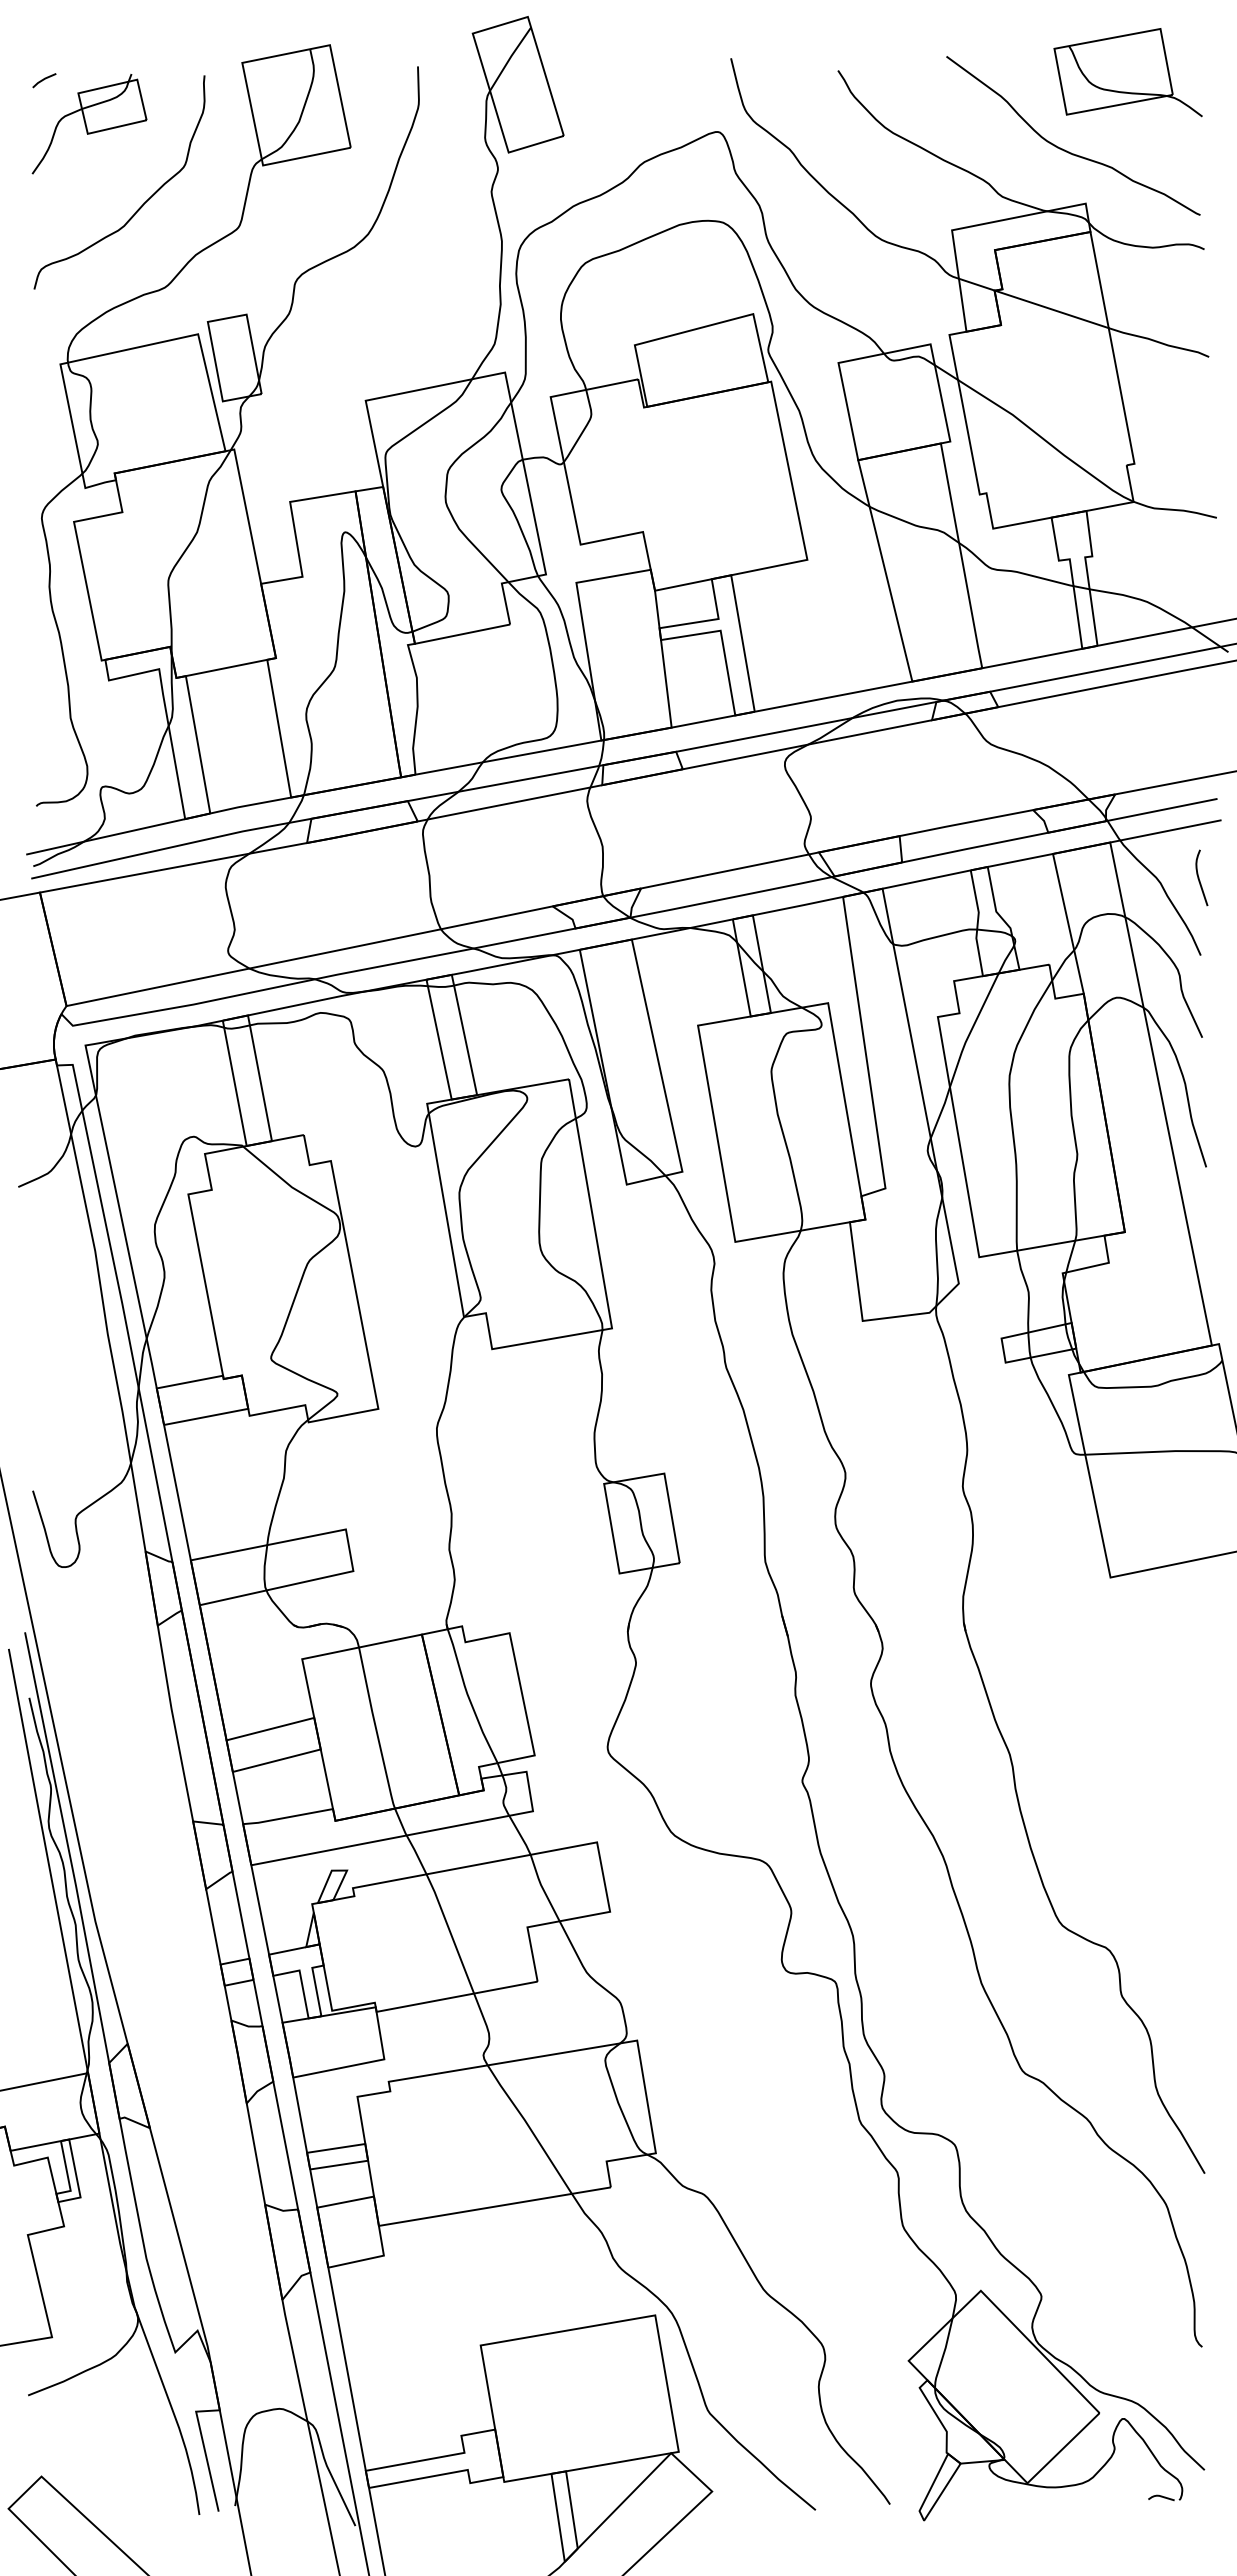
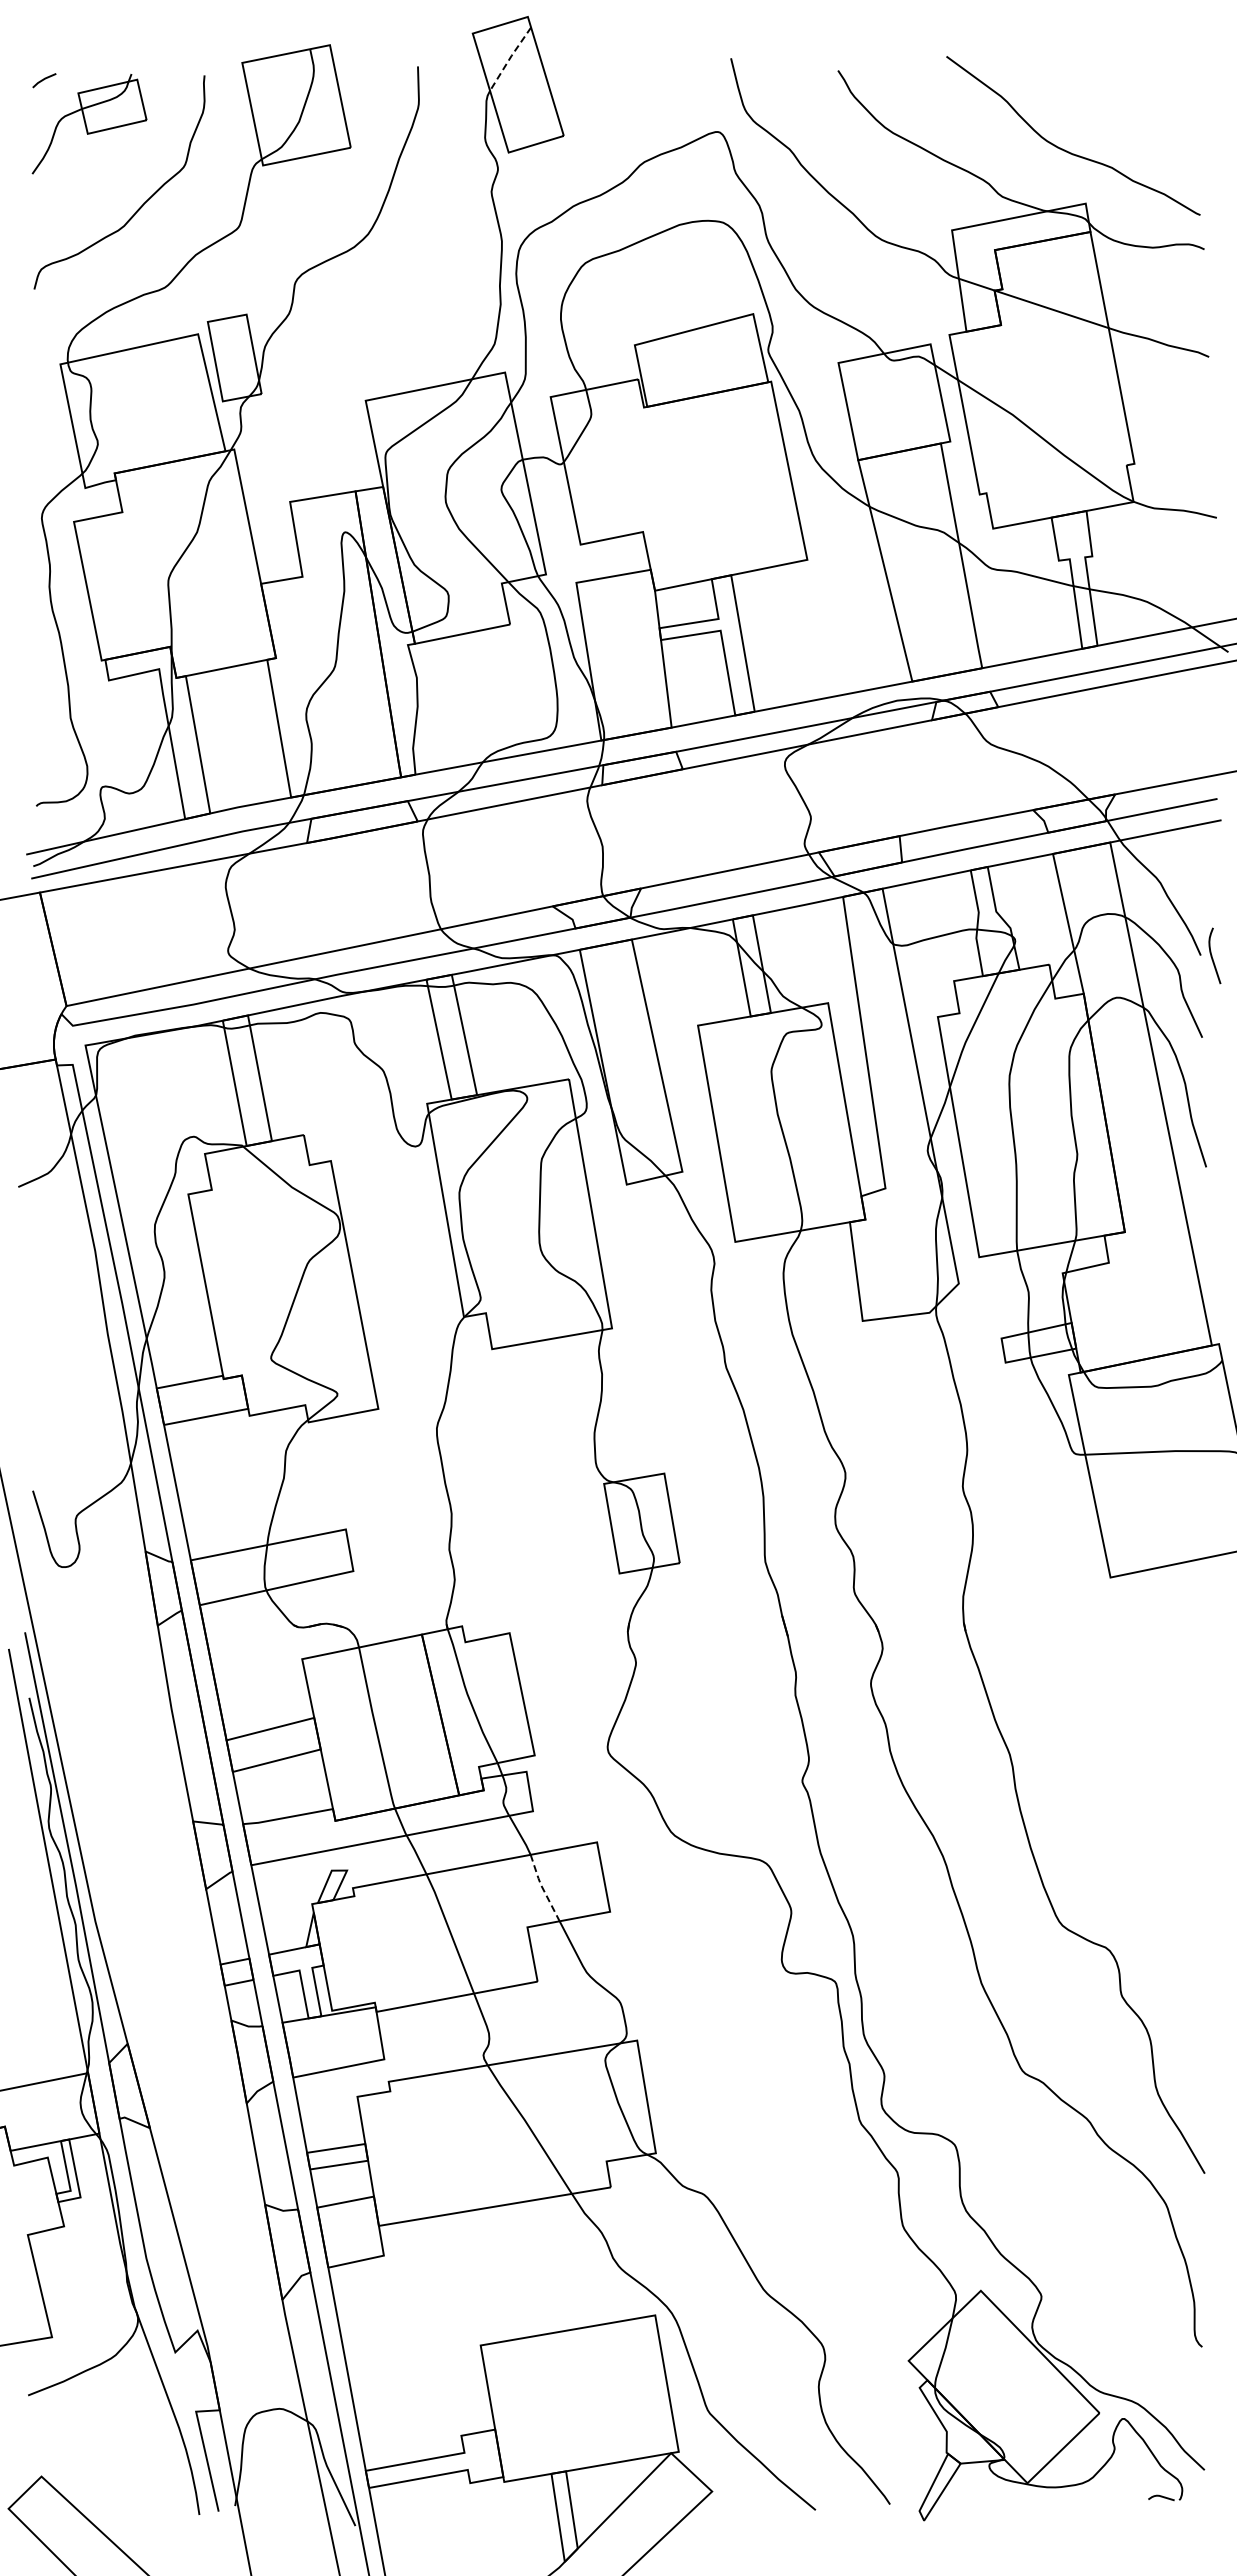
line: solid -> dashed (510, 58)
part: present -> none (1127, 72)
curve position: (1199, 877) -> (1212, 955) (1212, 955)
line: solid -> dashed (542, 1887)
